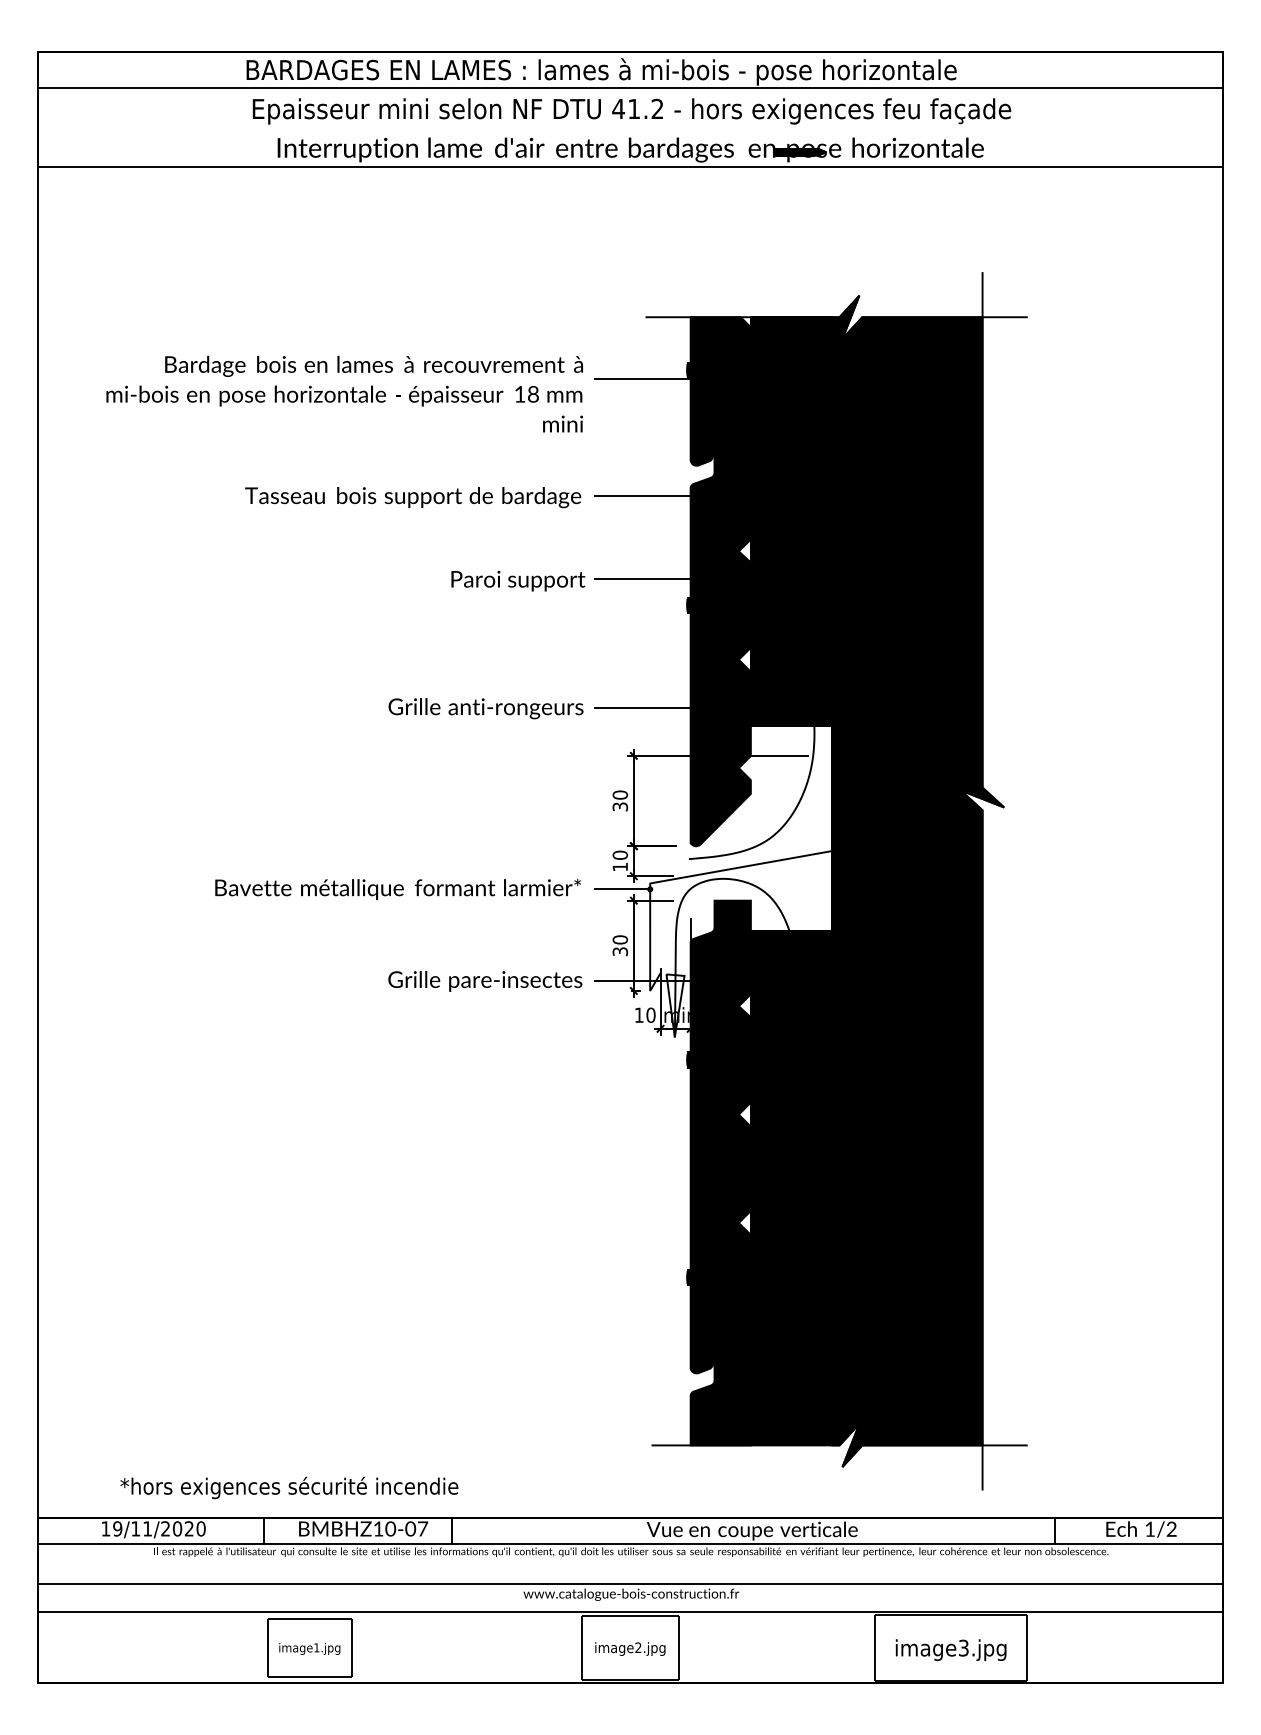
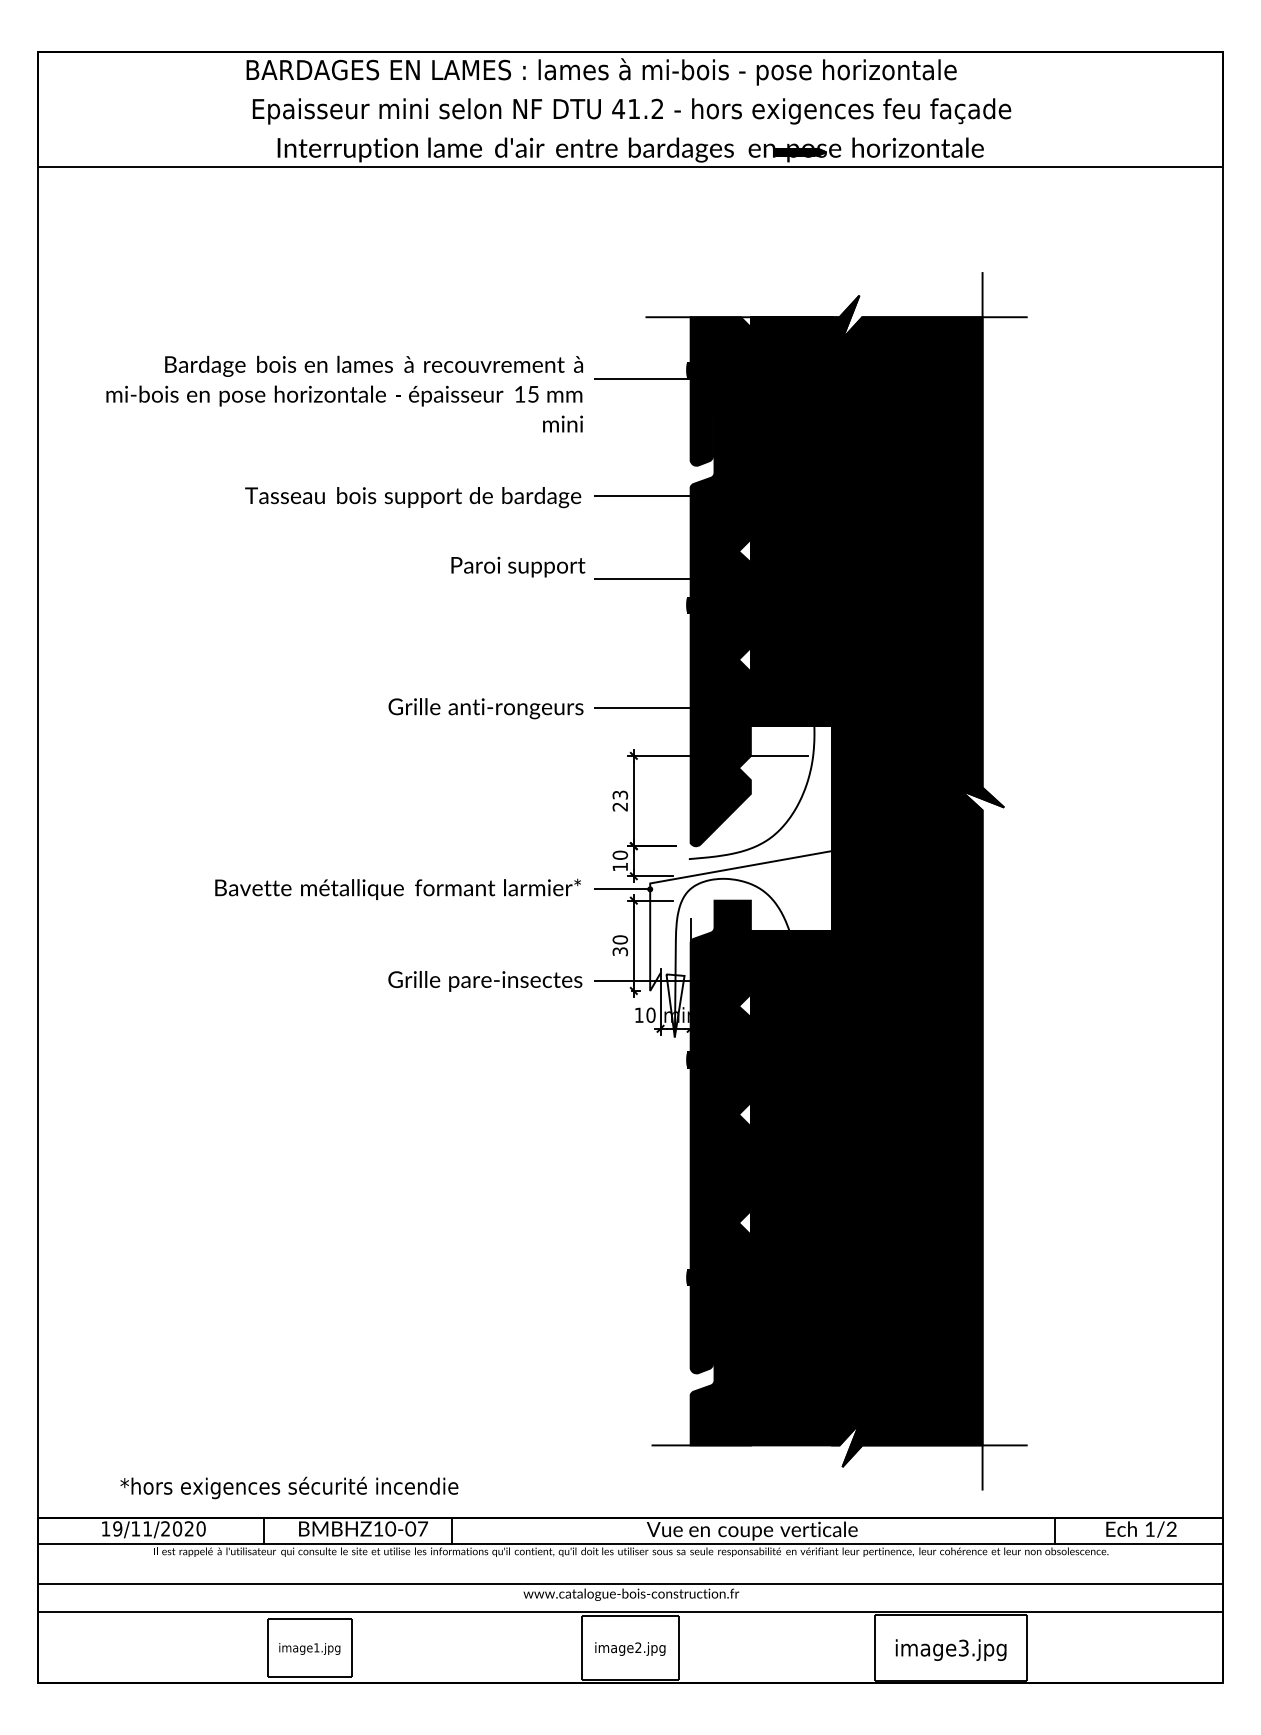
line: present -> none (630, 88)
text: 18 -> 15 (533, 394)
text position: (518, 580) -> (518, 566) (518, 566)
text: 30 -> 23 (620, 800)
